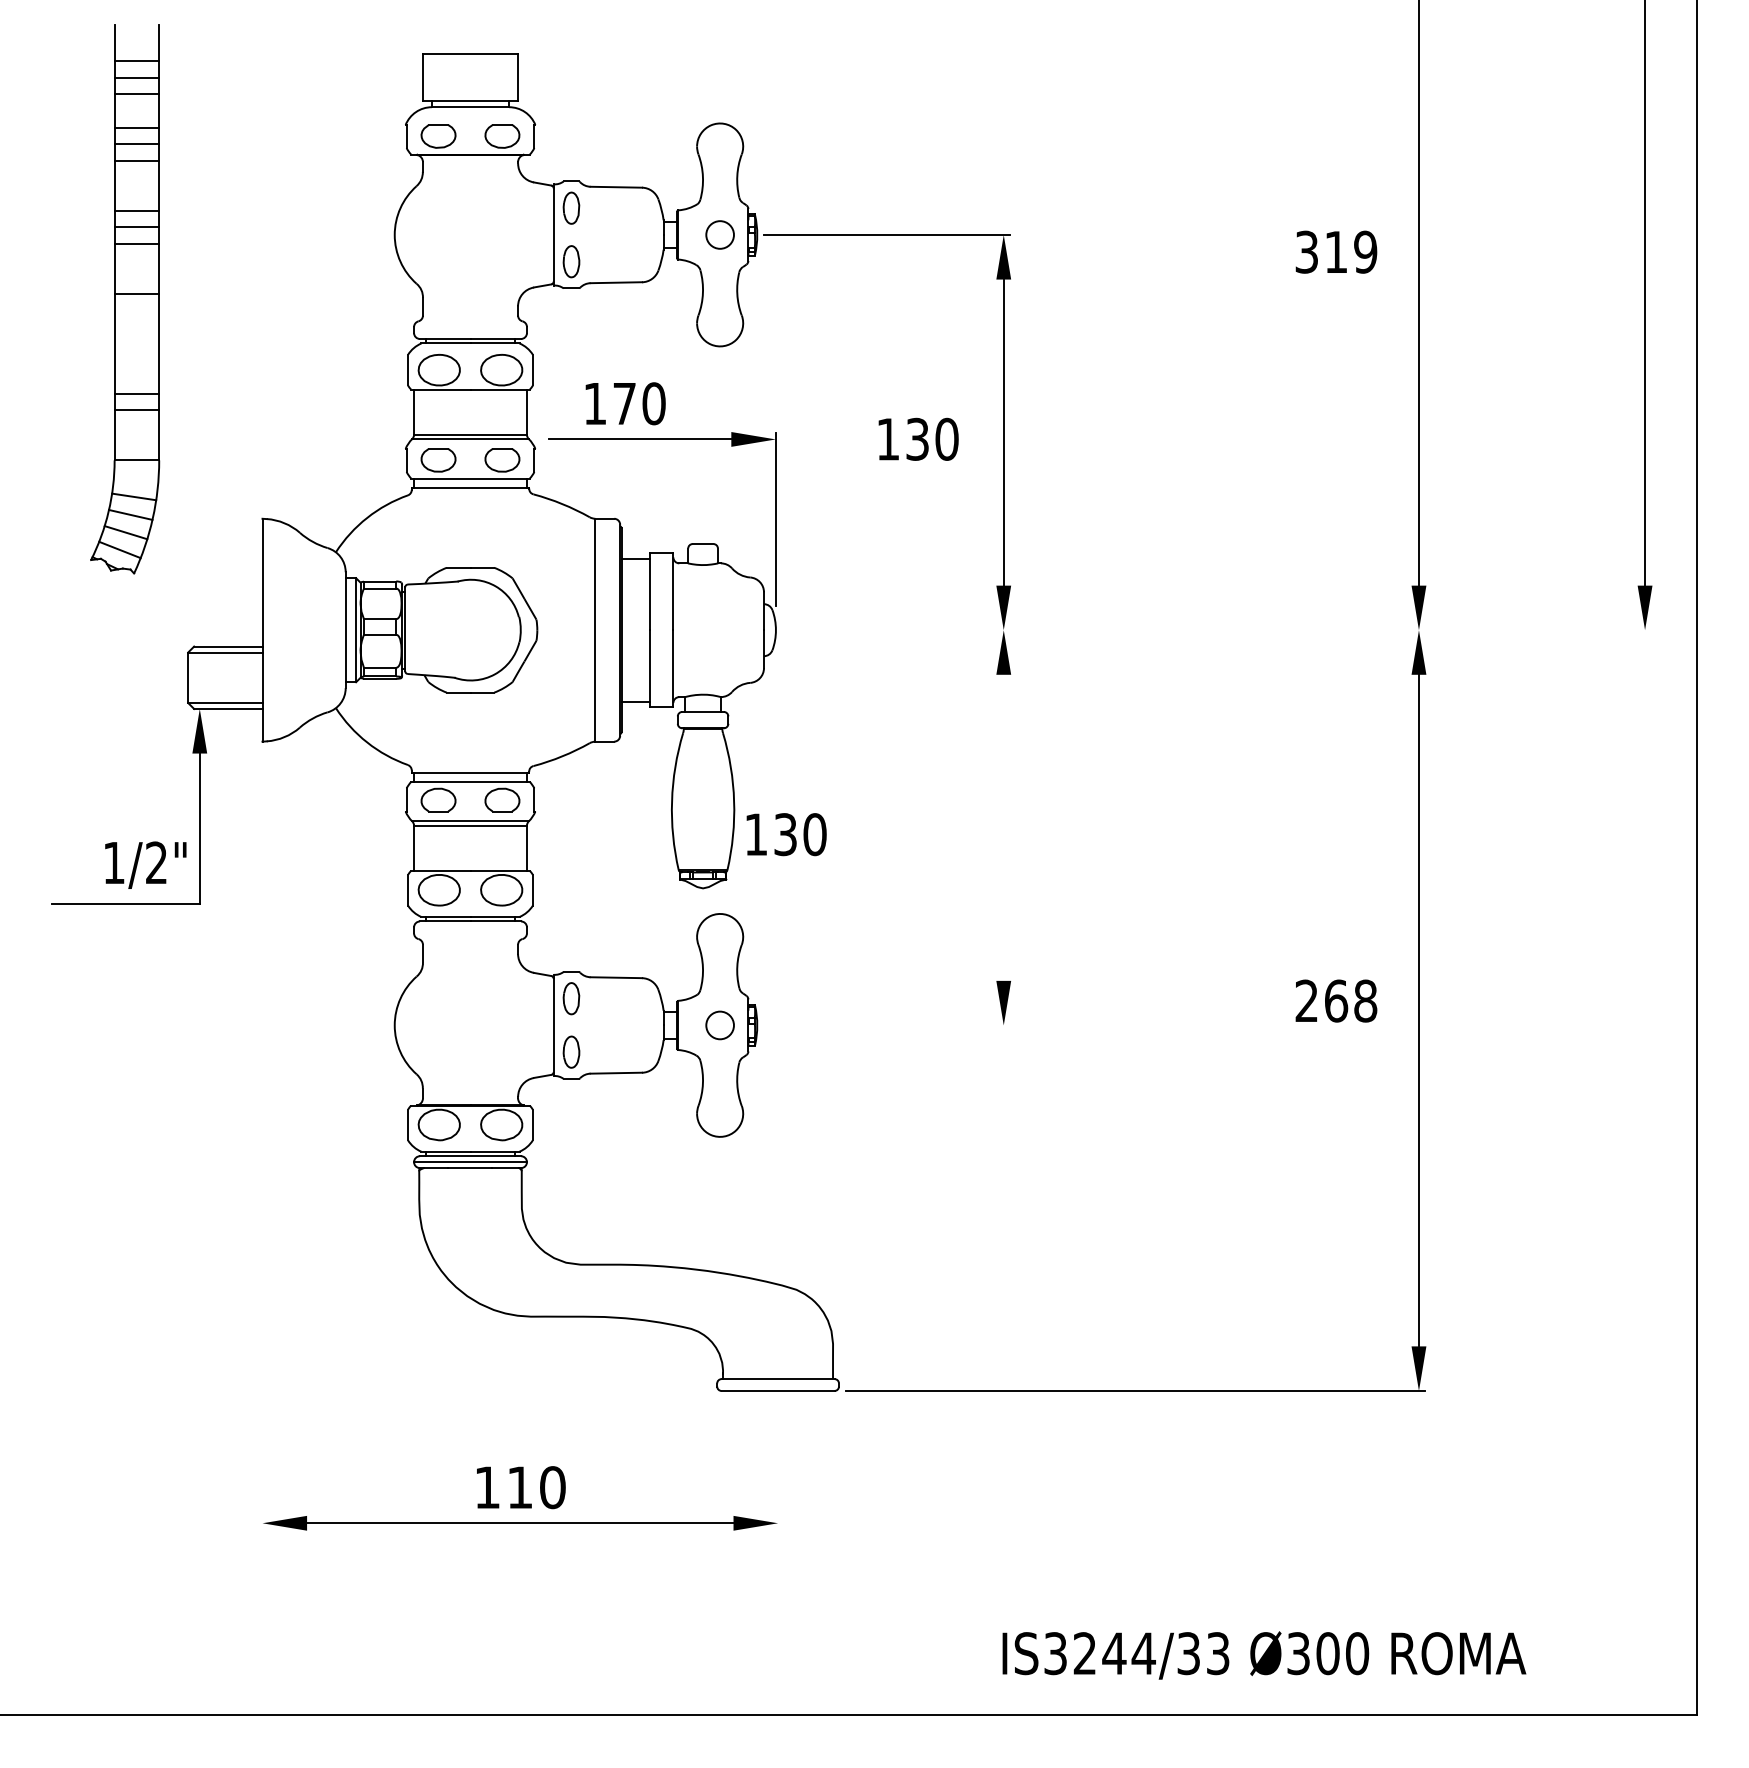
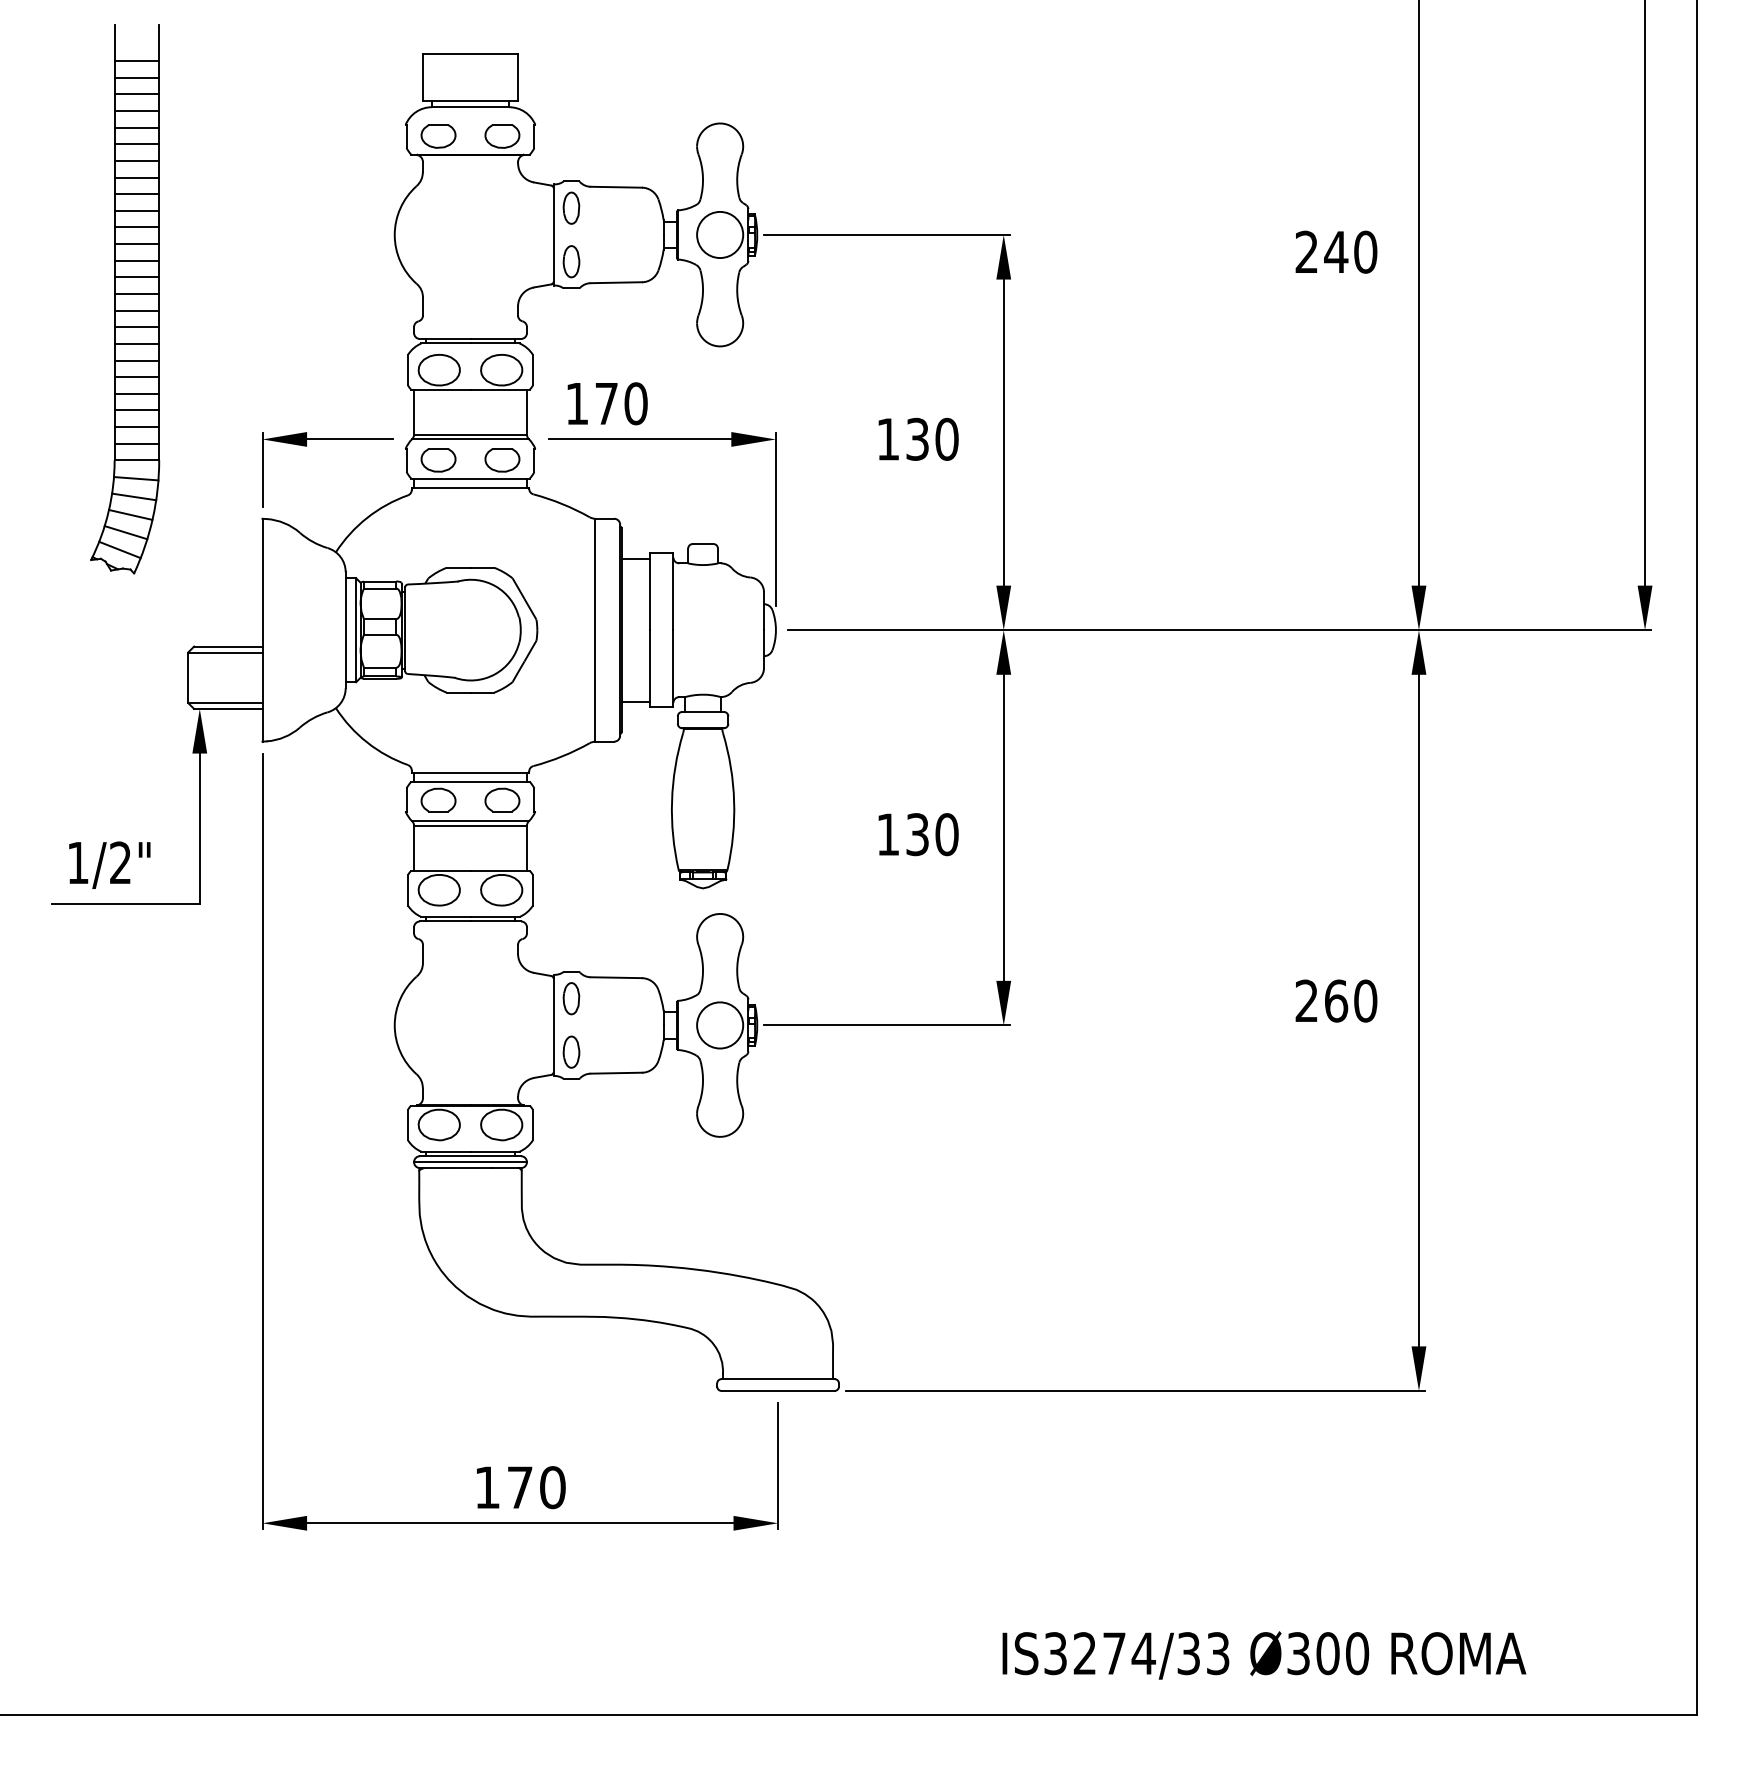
line: none -> present (136, 110)
line: none -> present (136, 177)
line: none -> present (136, 194)
circle diameter: 28 px -> 46 px (720, 234)
text: 319 -> 240 (1336, 251)
line: none -> present (136, 260)
line: none -> present (136, 277)
line: none -> present (136, 310)
line: none -> present (136, 327)
line: none -> present (136, 343)
line: none -> present (136, 360)
line: none -> present (136, 377)
text position: (625, 403) -> (607, 403) (607, 403)
line: none -> present (136, 427)
part: none -> present (327, 439)
line: none -> present (136, 443)
line: none -> present (136, 478)
line: none -> present (1219, 630)
line: none -> present (1003, 827)
text position: (786, 834) -> (918, 834) (918, 834)
text position: (145, 864) -> (109, 864) (109, 864)
text: 268 -> 260 (1365, 1000)
circle diameter: 28 px -> 46 px (720, 1025)
line: none -> present (886, 1025)
line: none -> present (262, 1141)
line: none -> present (778, 1465)
text: 110 -> 170 (520, 1487)
text: IS3244/33 -> IS3274/33 (1114, 1653)
